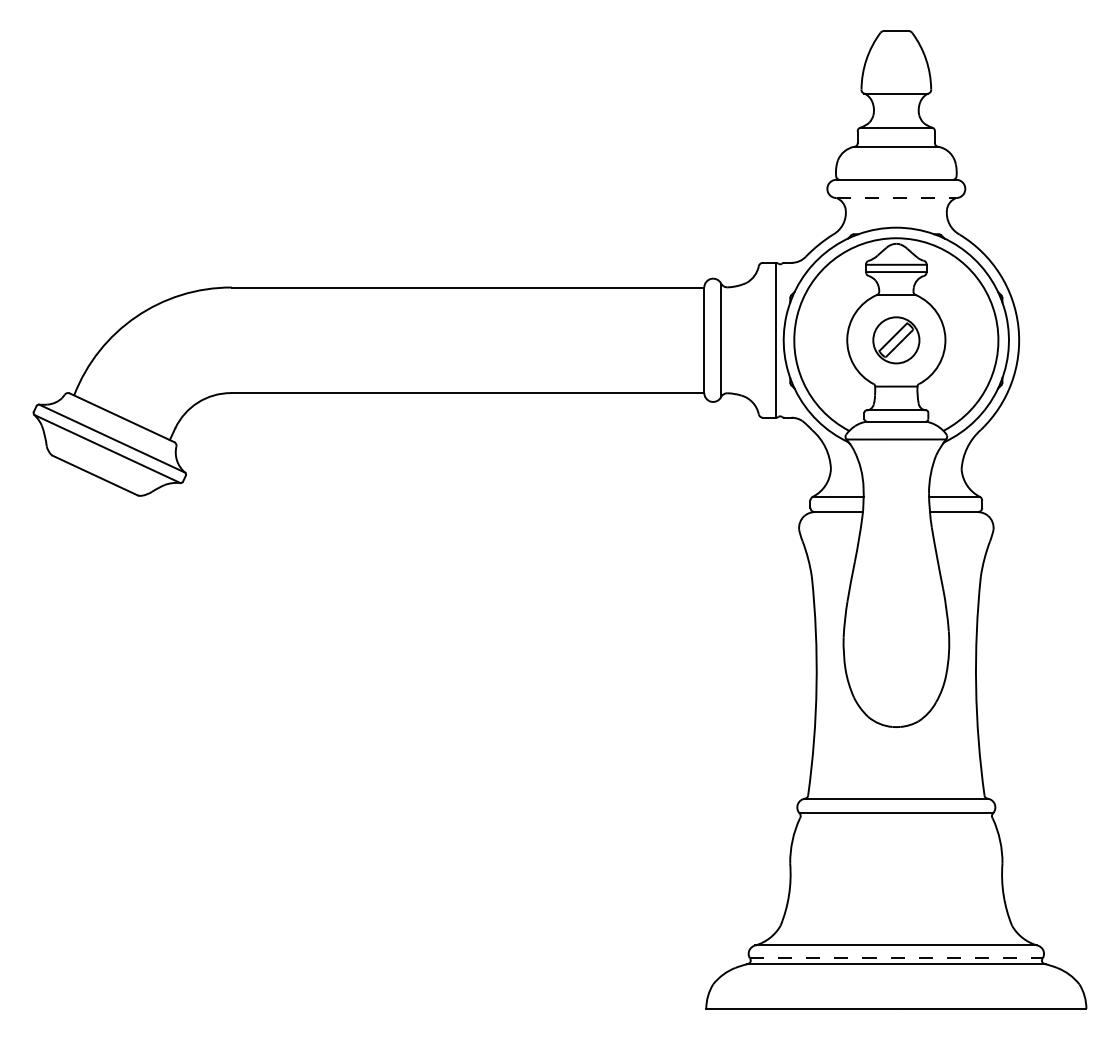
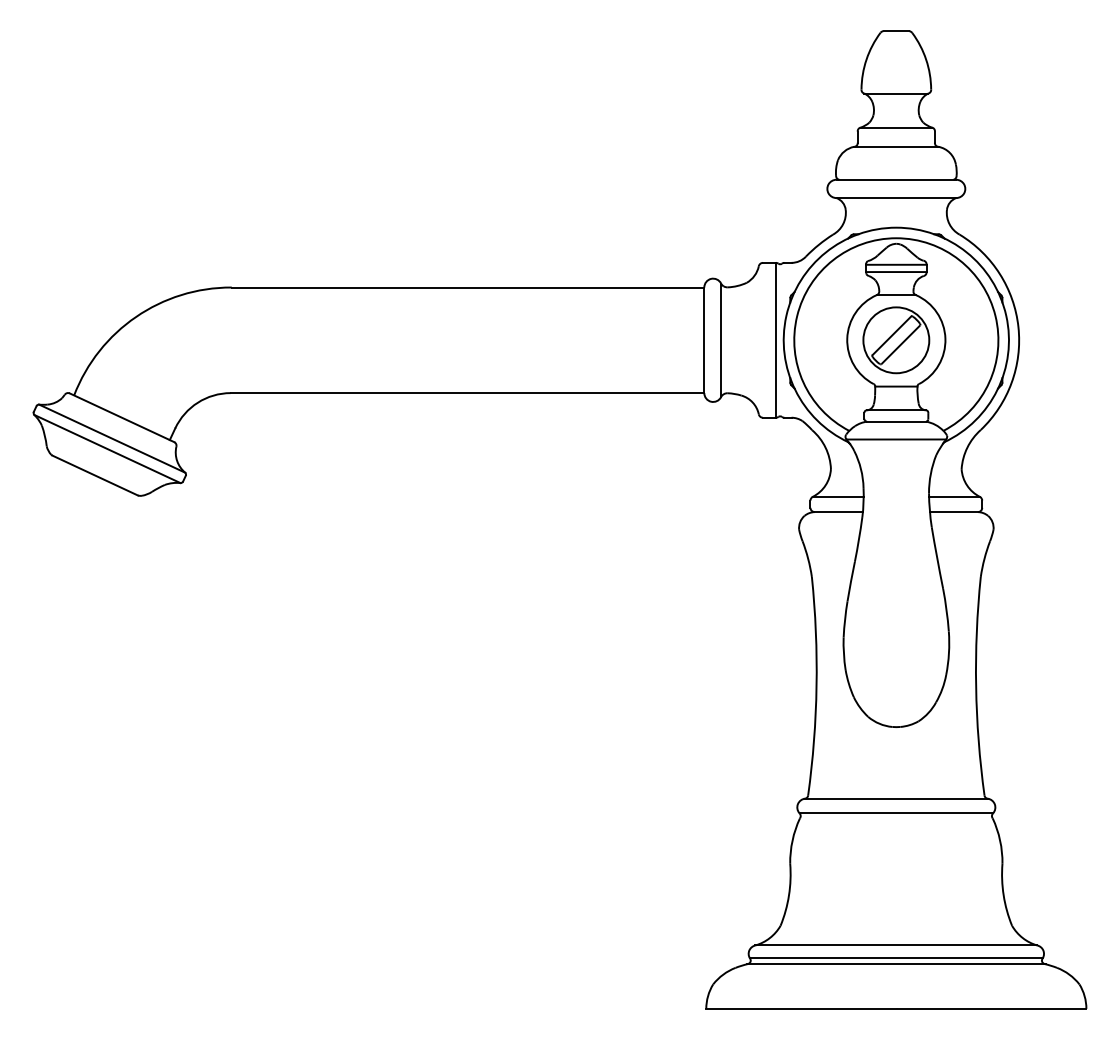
line: dashed -> solid (896, 198)
part size: 49x49 px -> 69x69 px (896, 340)
line: dashed -> solid (896, 958)
